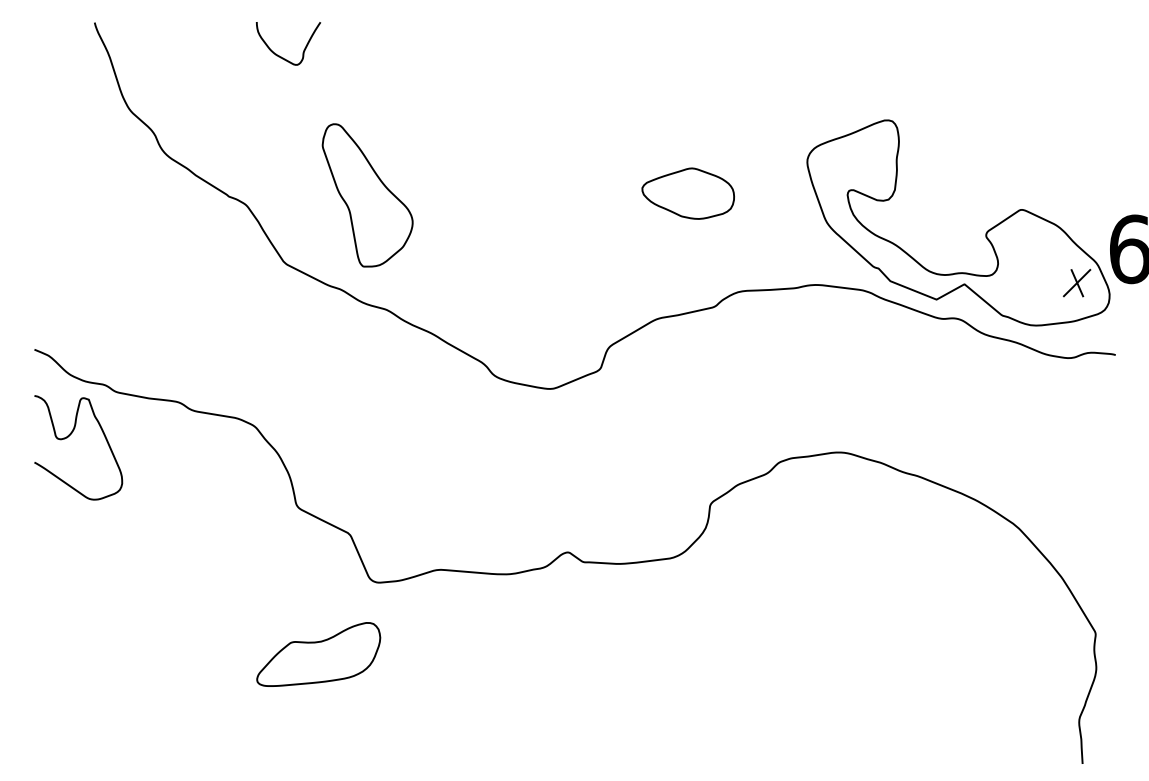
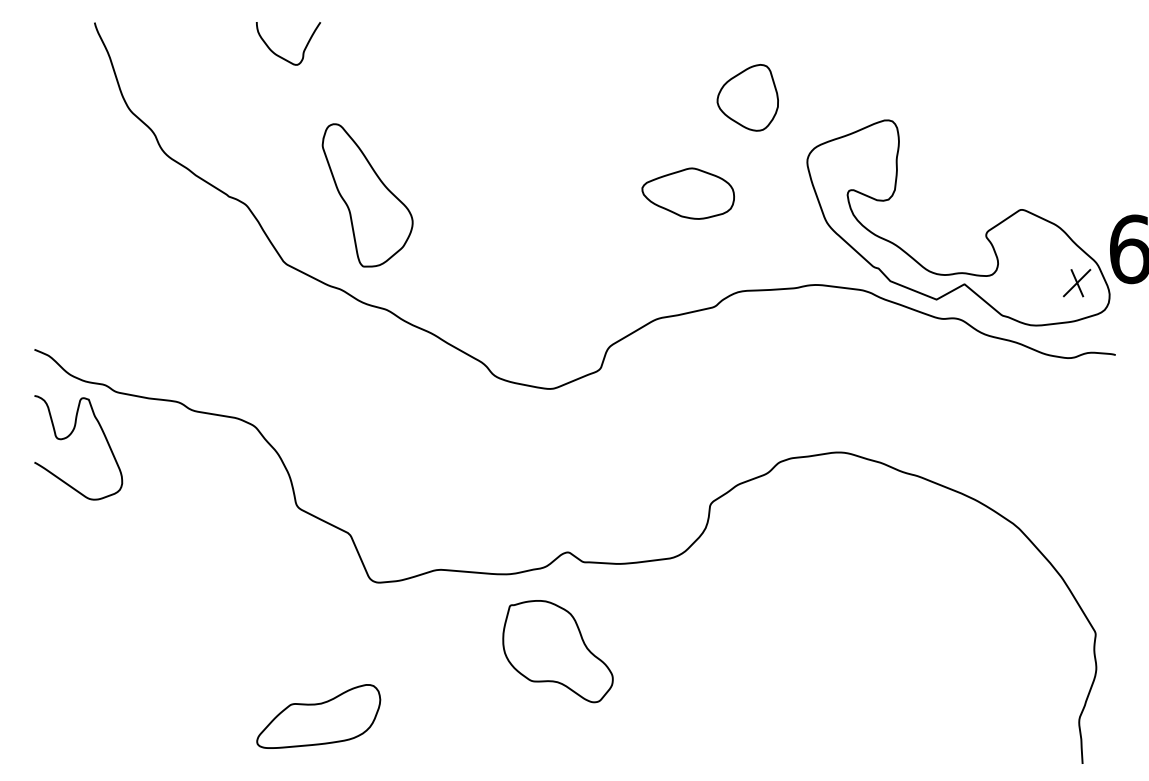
part: none -> present (747, 97)
part: none -> present (557, 651)
part position: (318, 654) -> (318, 716) (318, 716)
